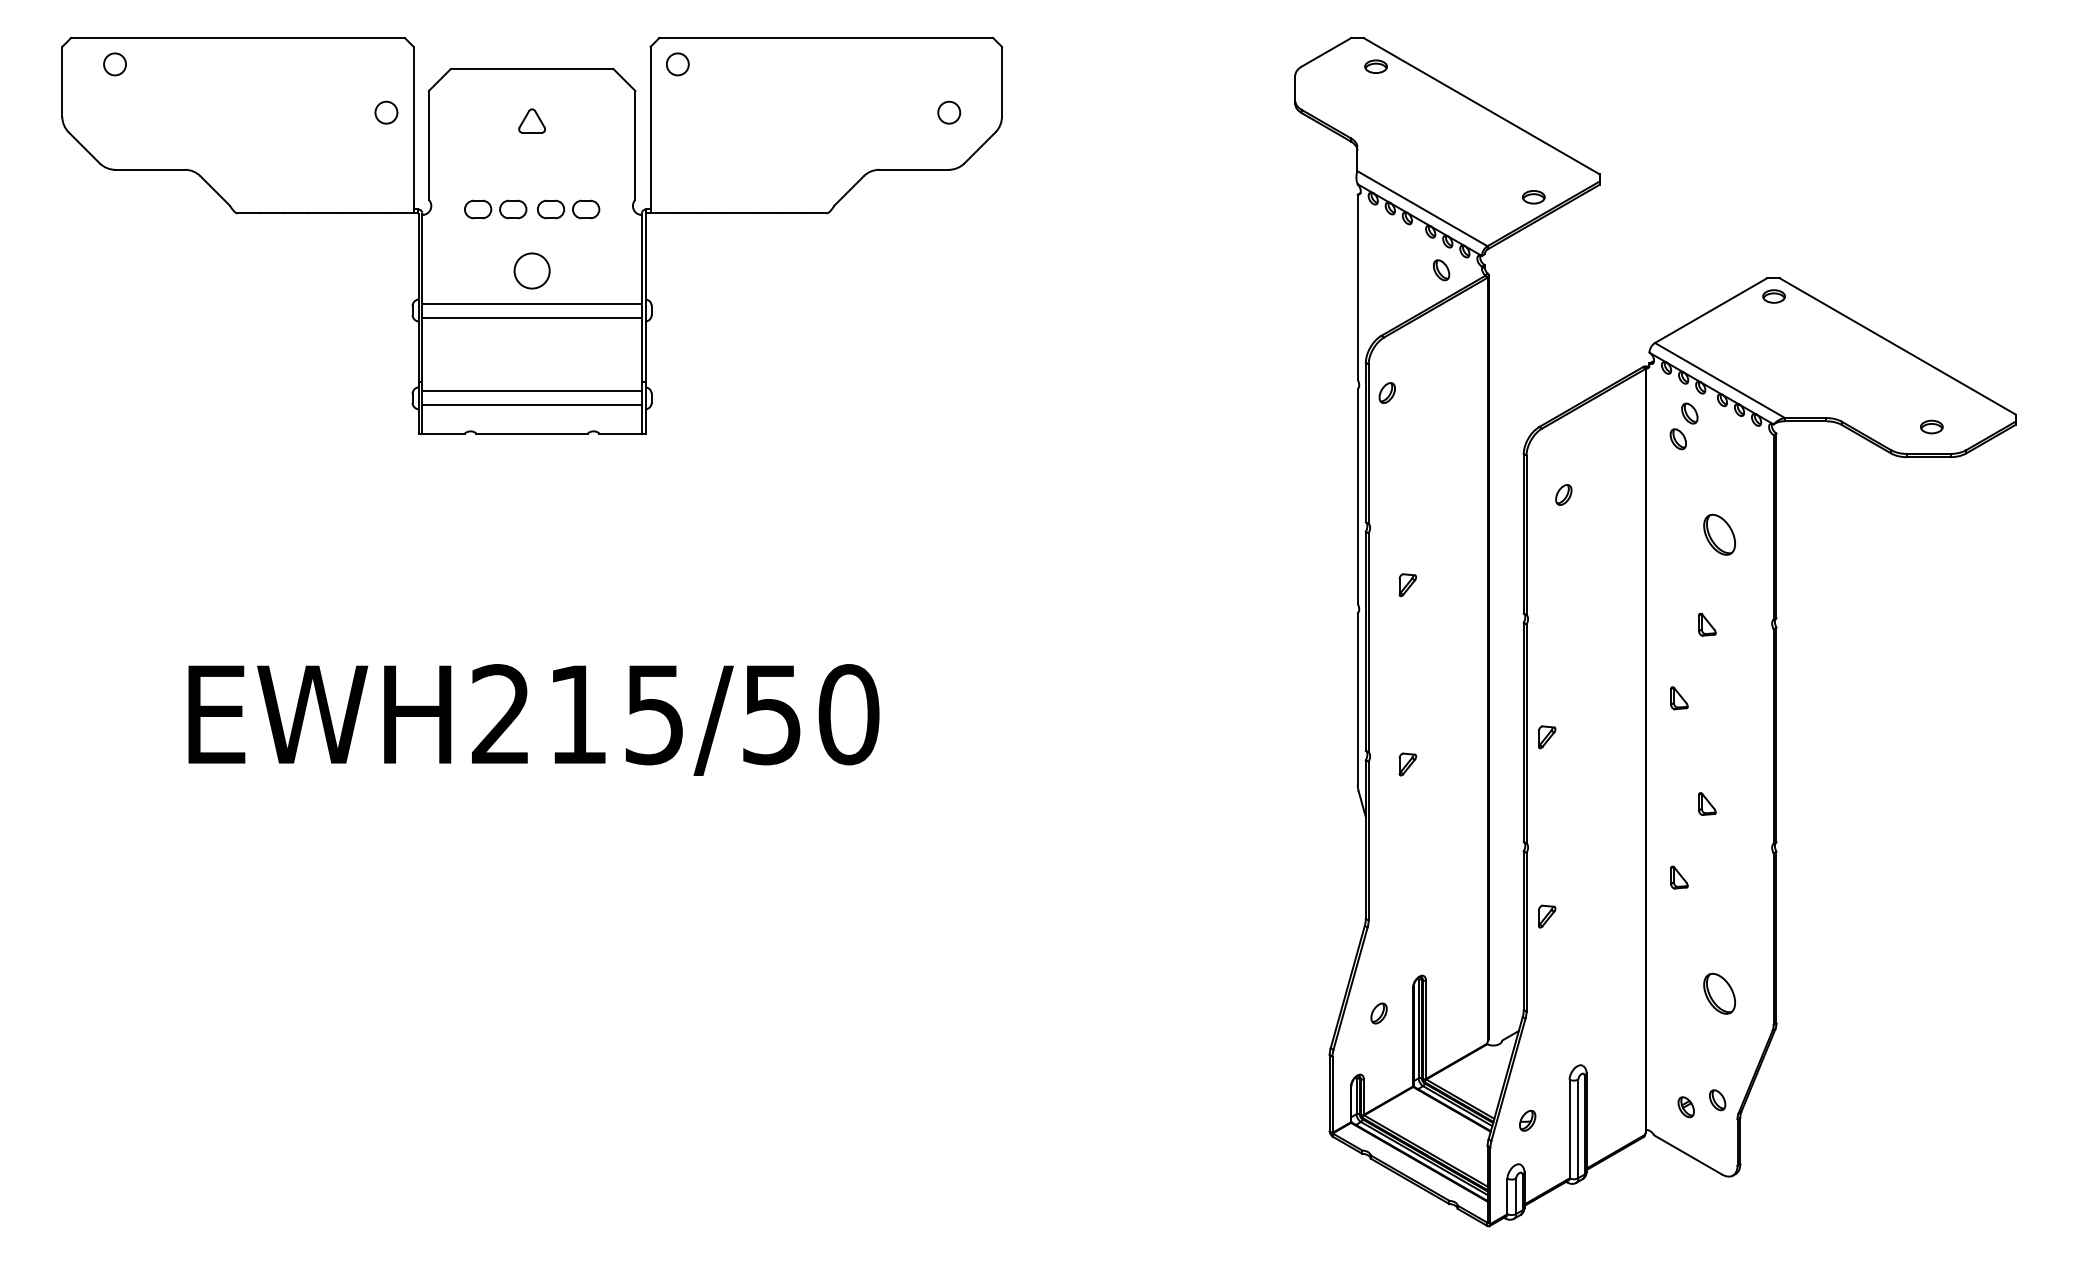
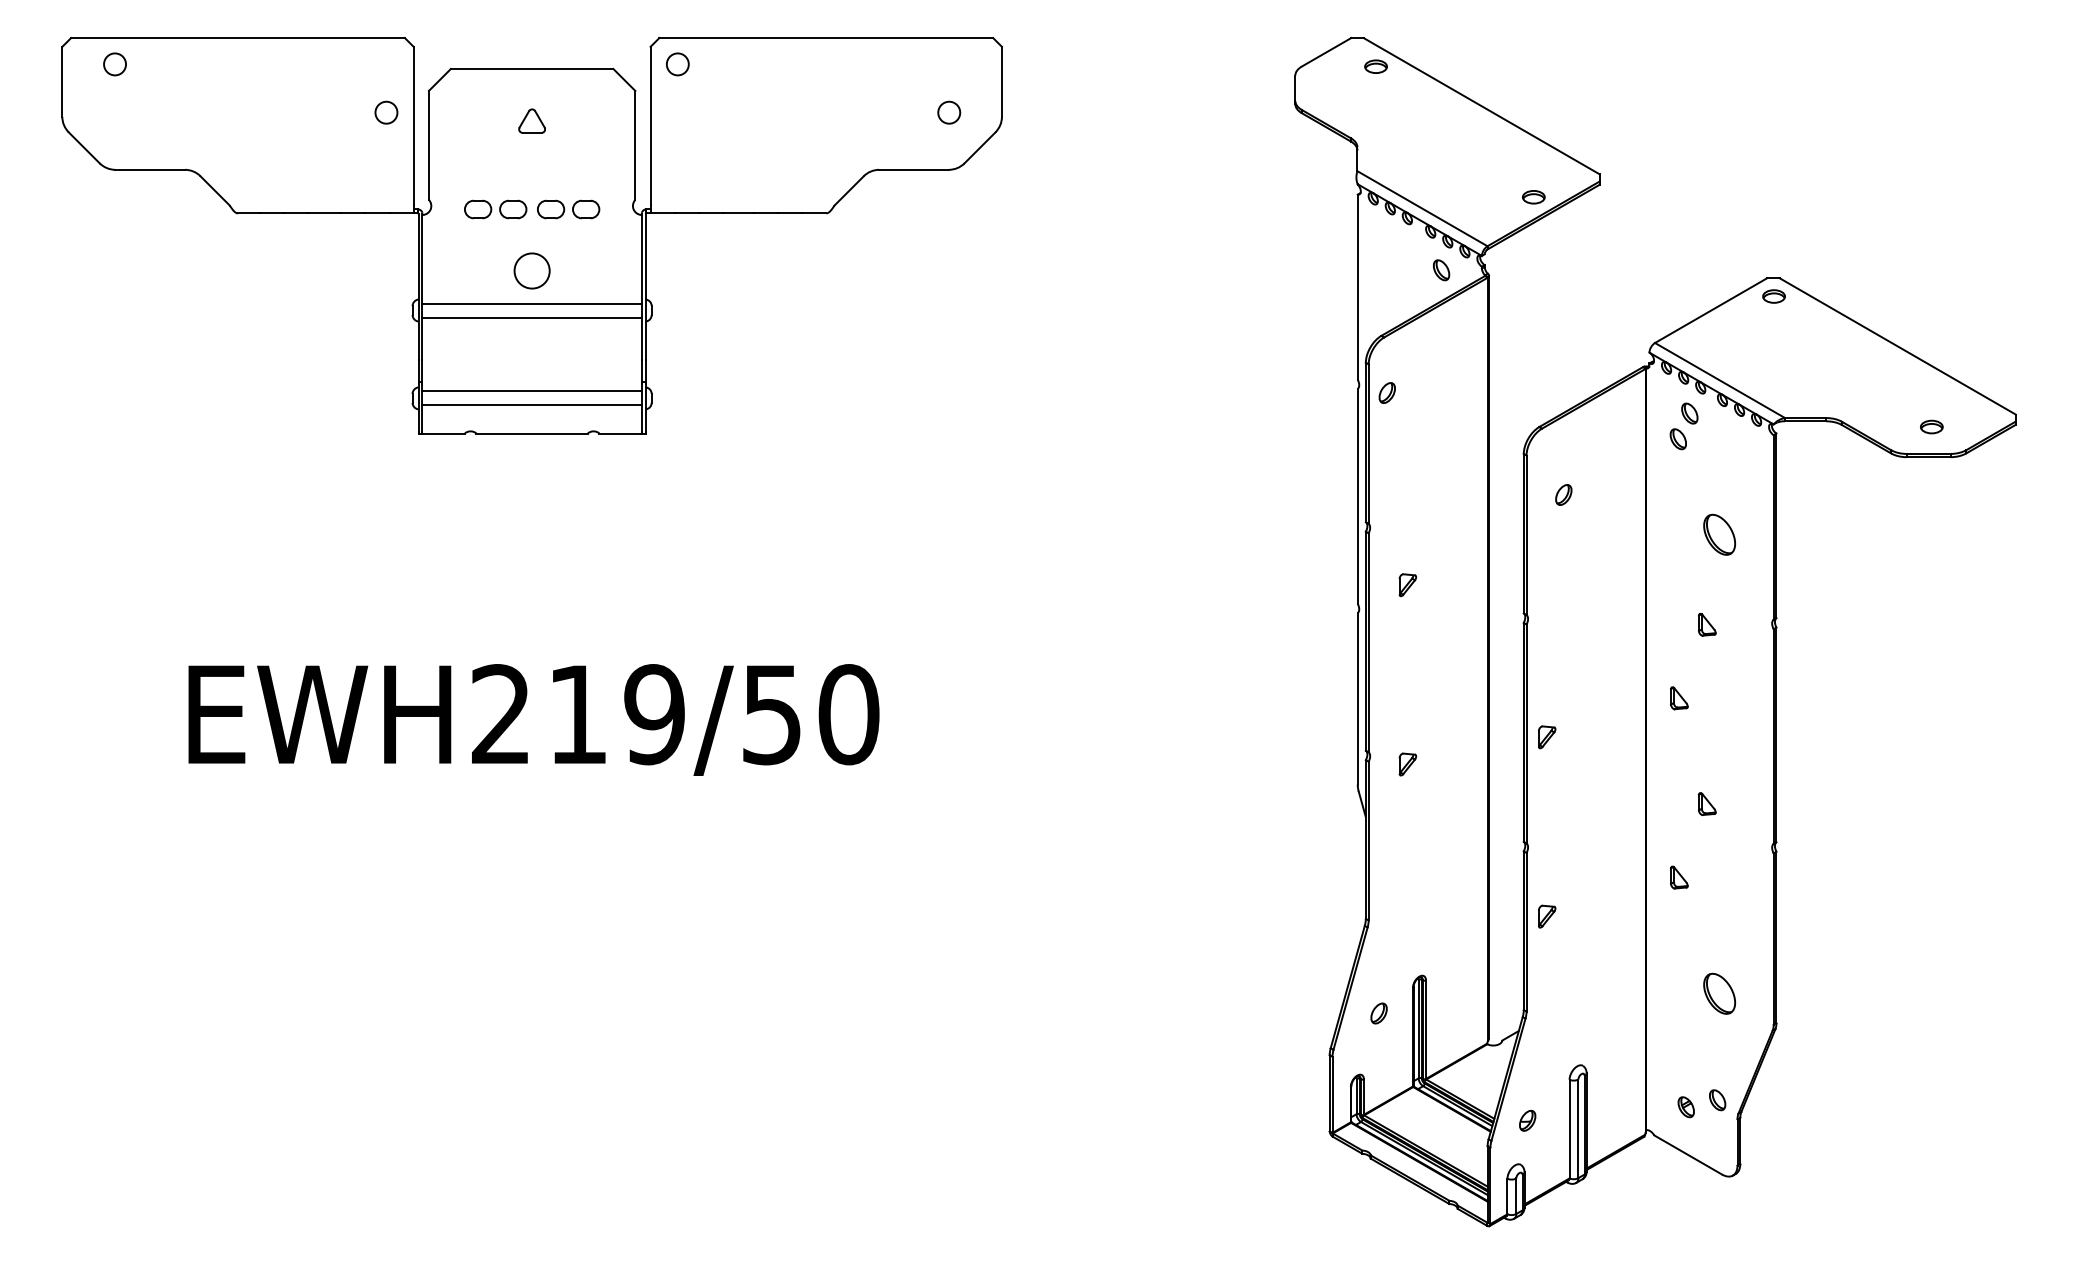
text: EWH215/50 -> EWH219/50 (654, 714)
